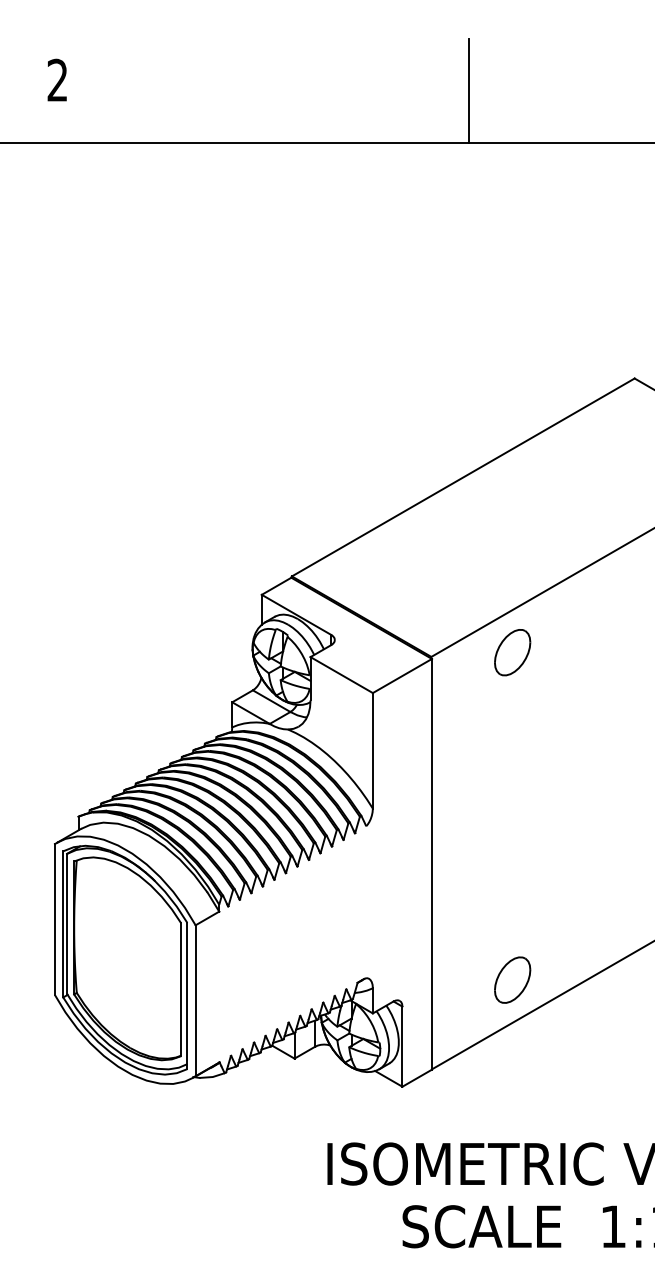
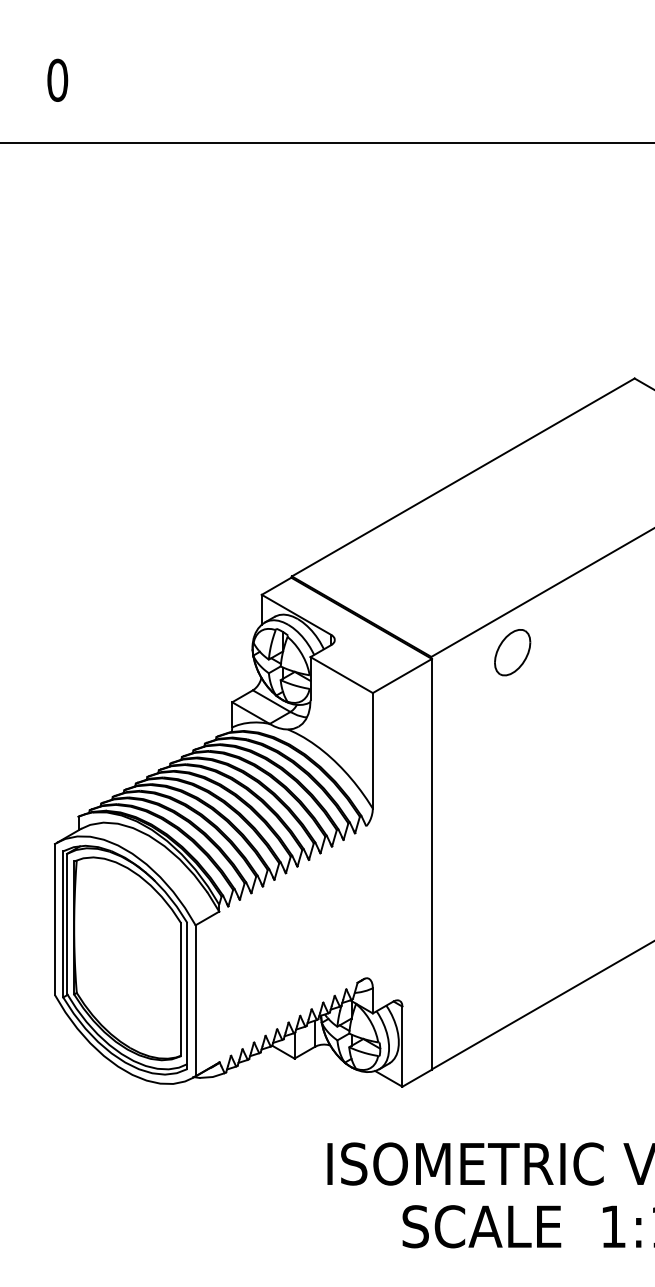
text: 2 -> 0 (57, 79)
line: present -> none (469, 90)
part: present -> none (512, 979)
